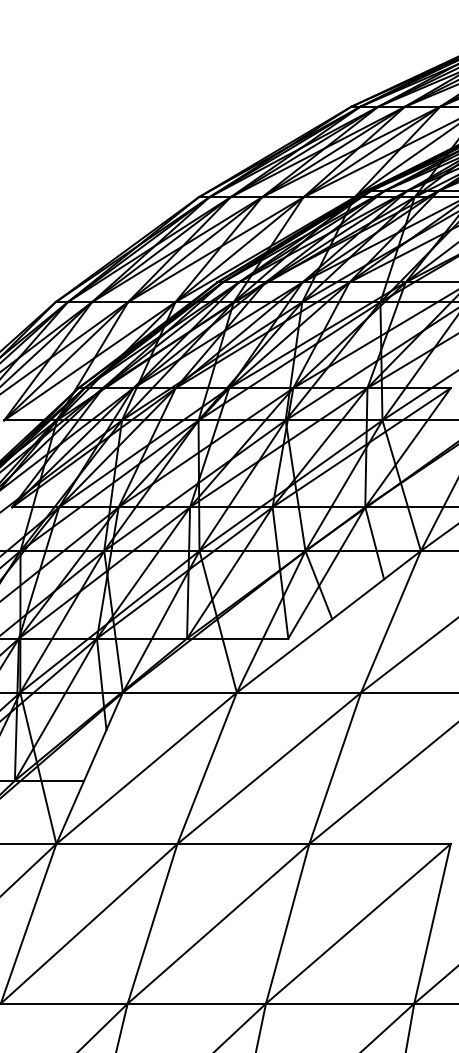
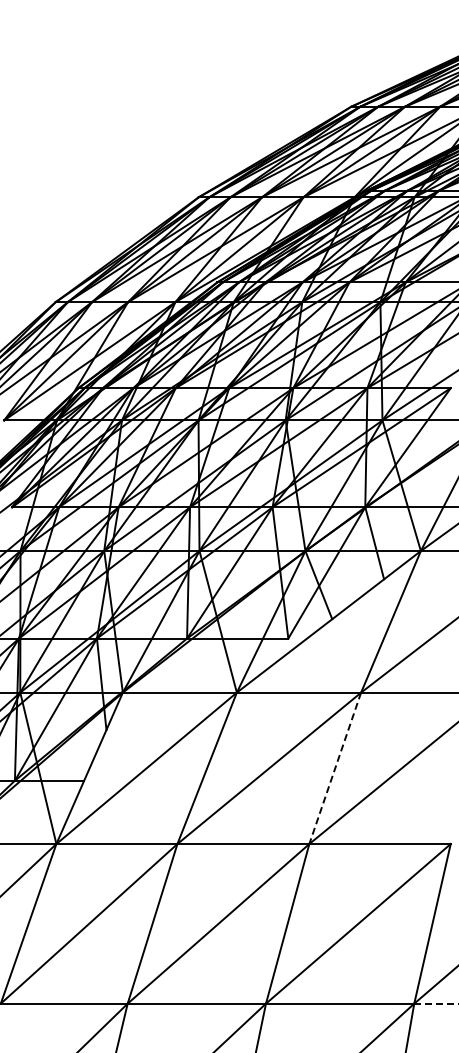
line: solid -> dashed (335, 768)
line: solid -> dashed (436, 1003)
